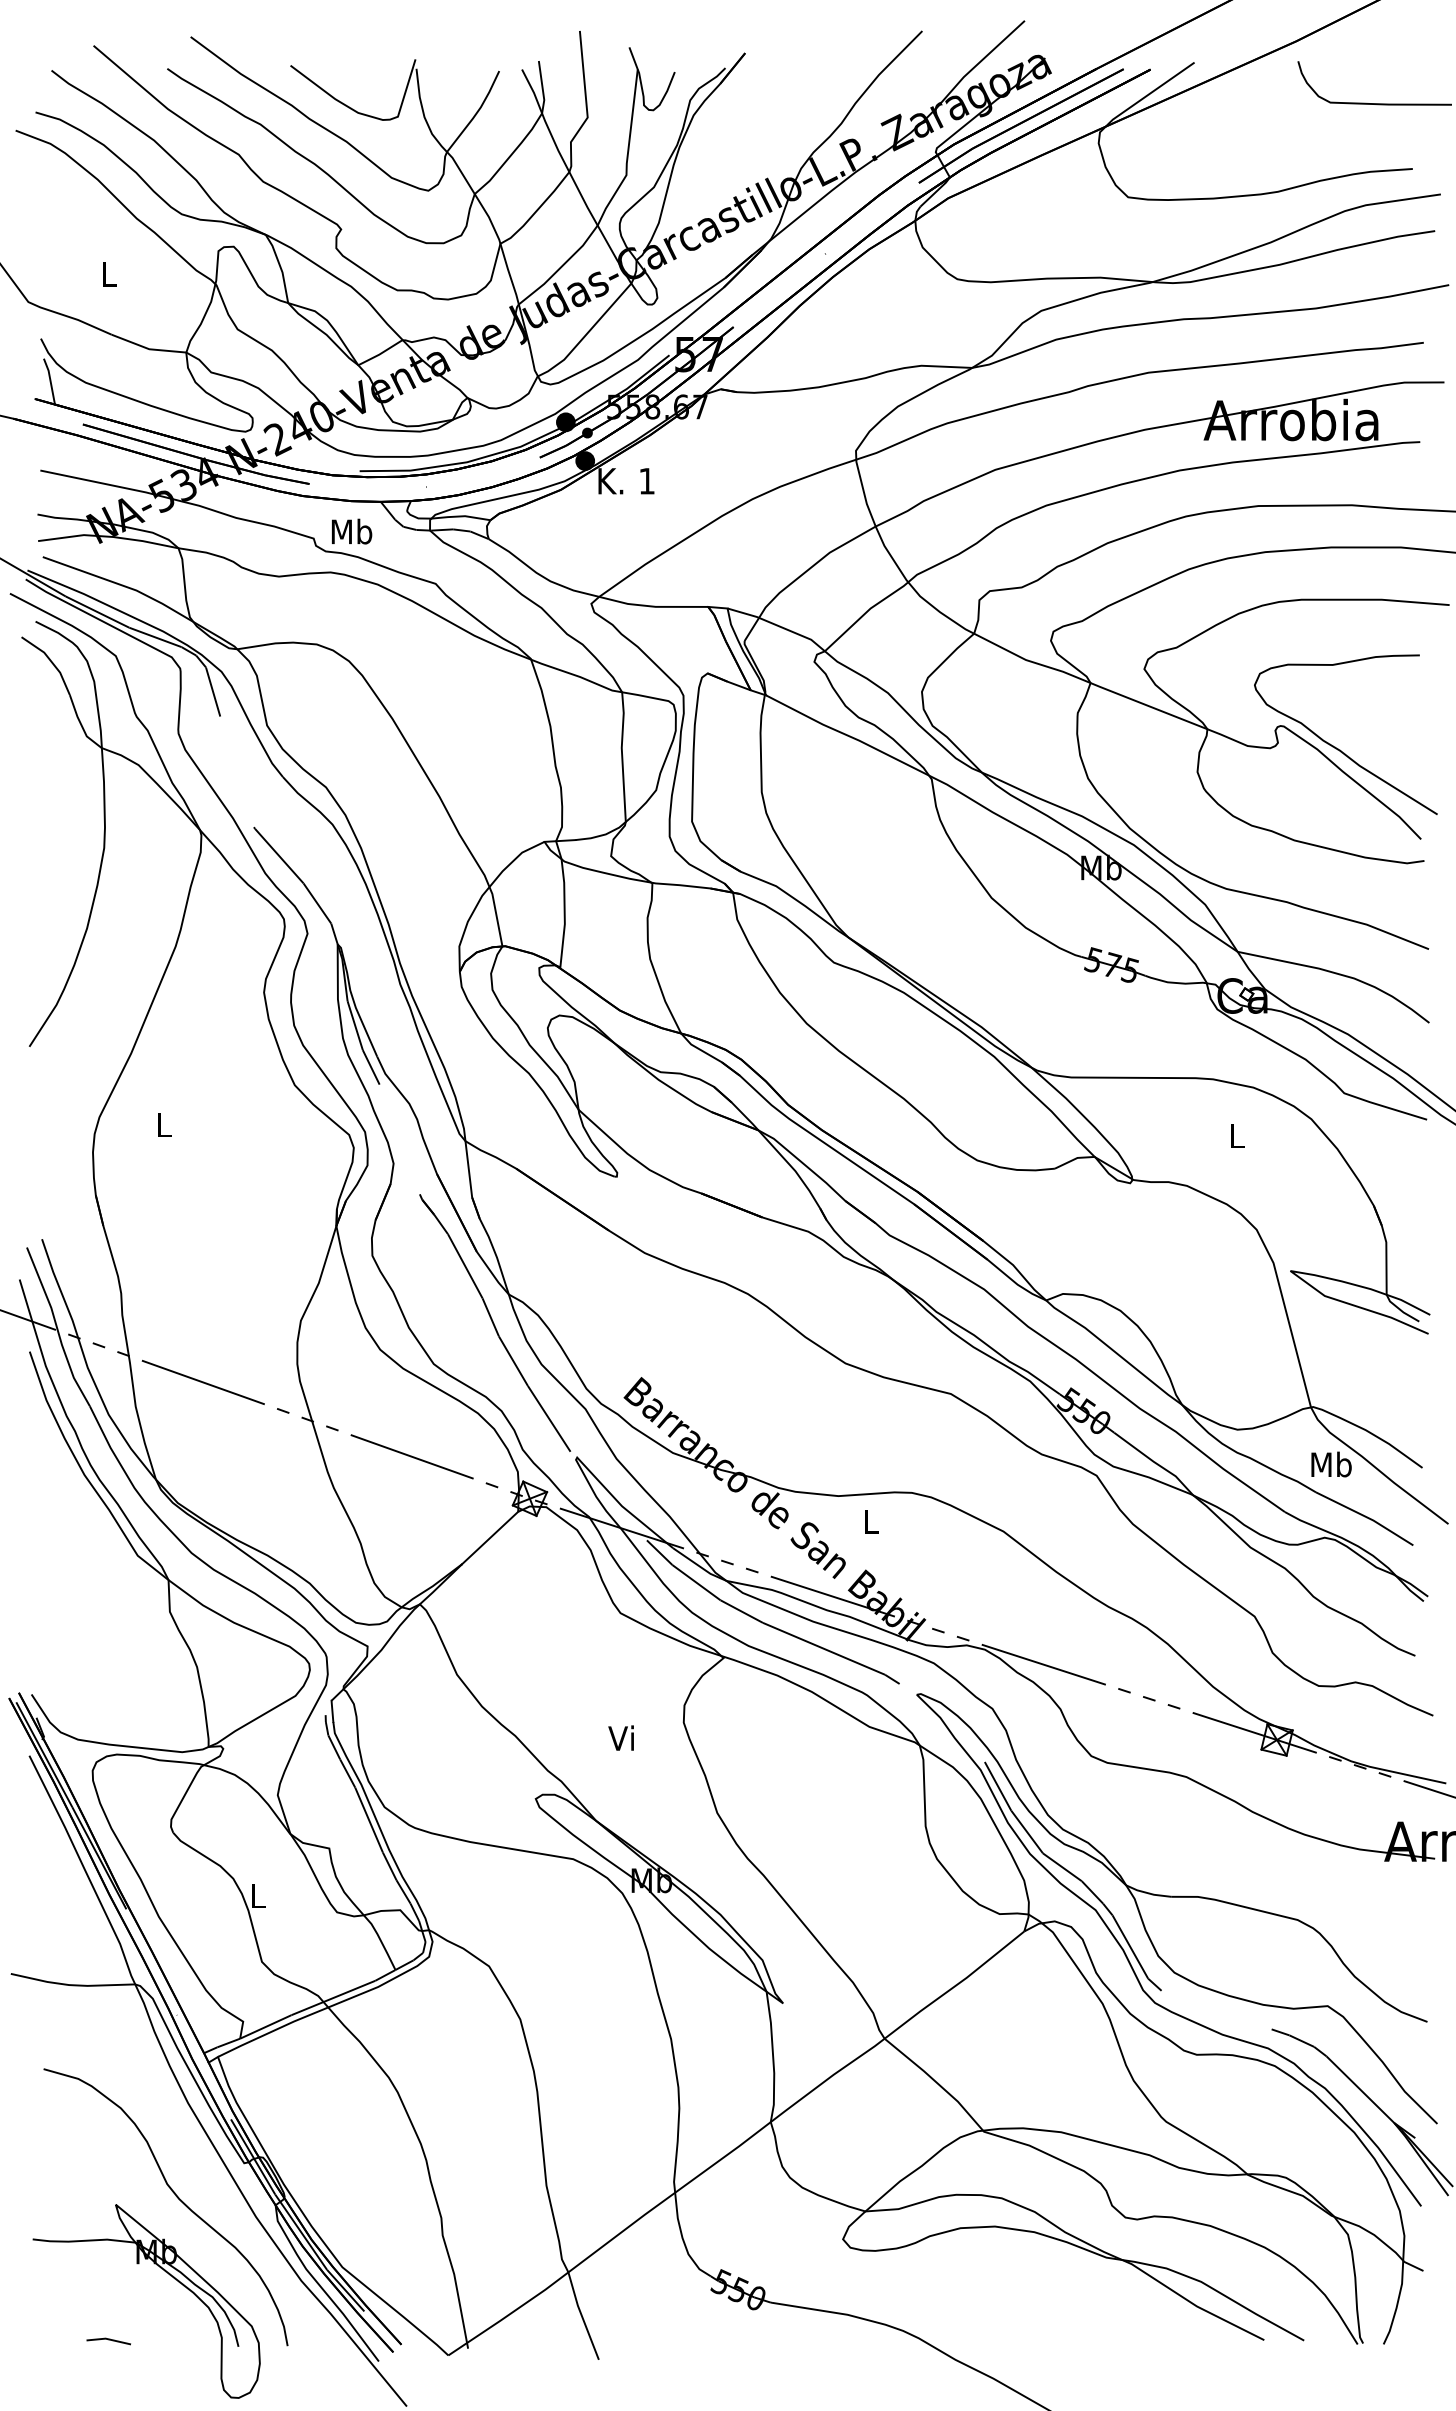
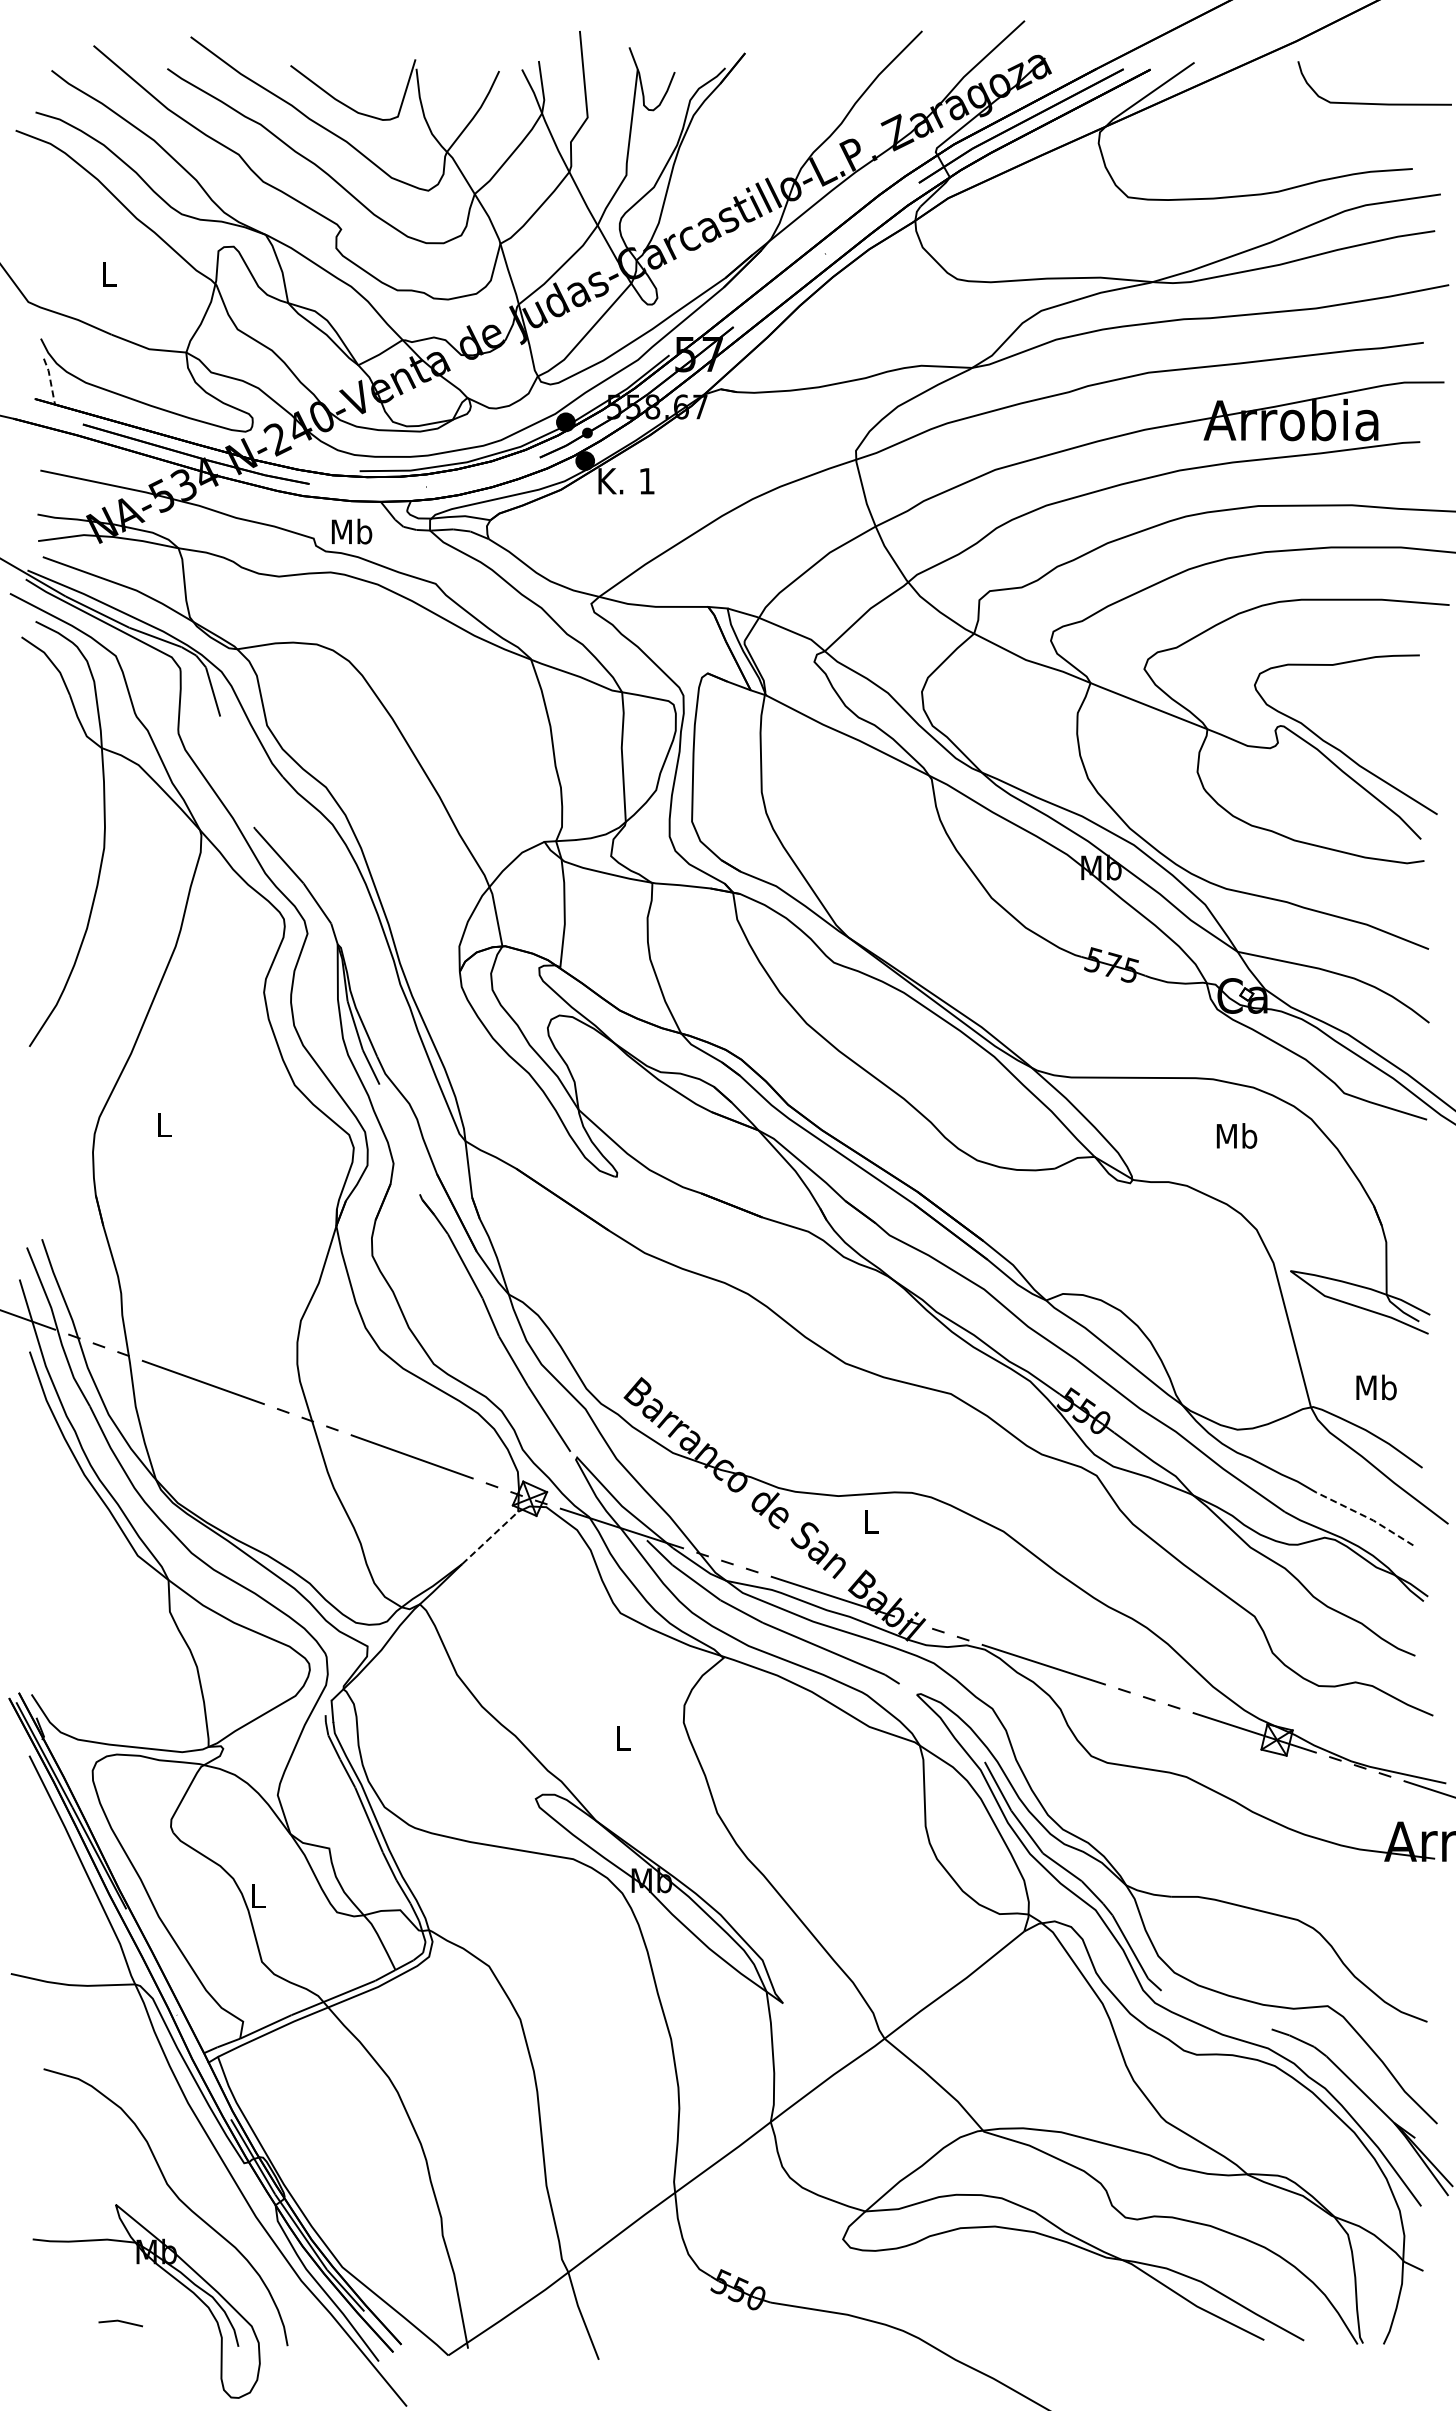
line: solid -> dashed (50, 381)
text: L -> Mb (1236, 1135)
text position: (1331, 1464) -> (1376, 1387) (1376, 1387)
line: solid -> dashed (1365, 1516)
line: solid -> dashed (490, 1537)
text: Vi -> L (620, 1737)
line position: (108, 2340) -> (120, 2322) (120, 2322)
